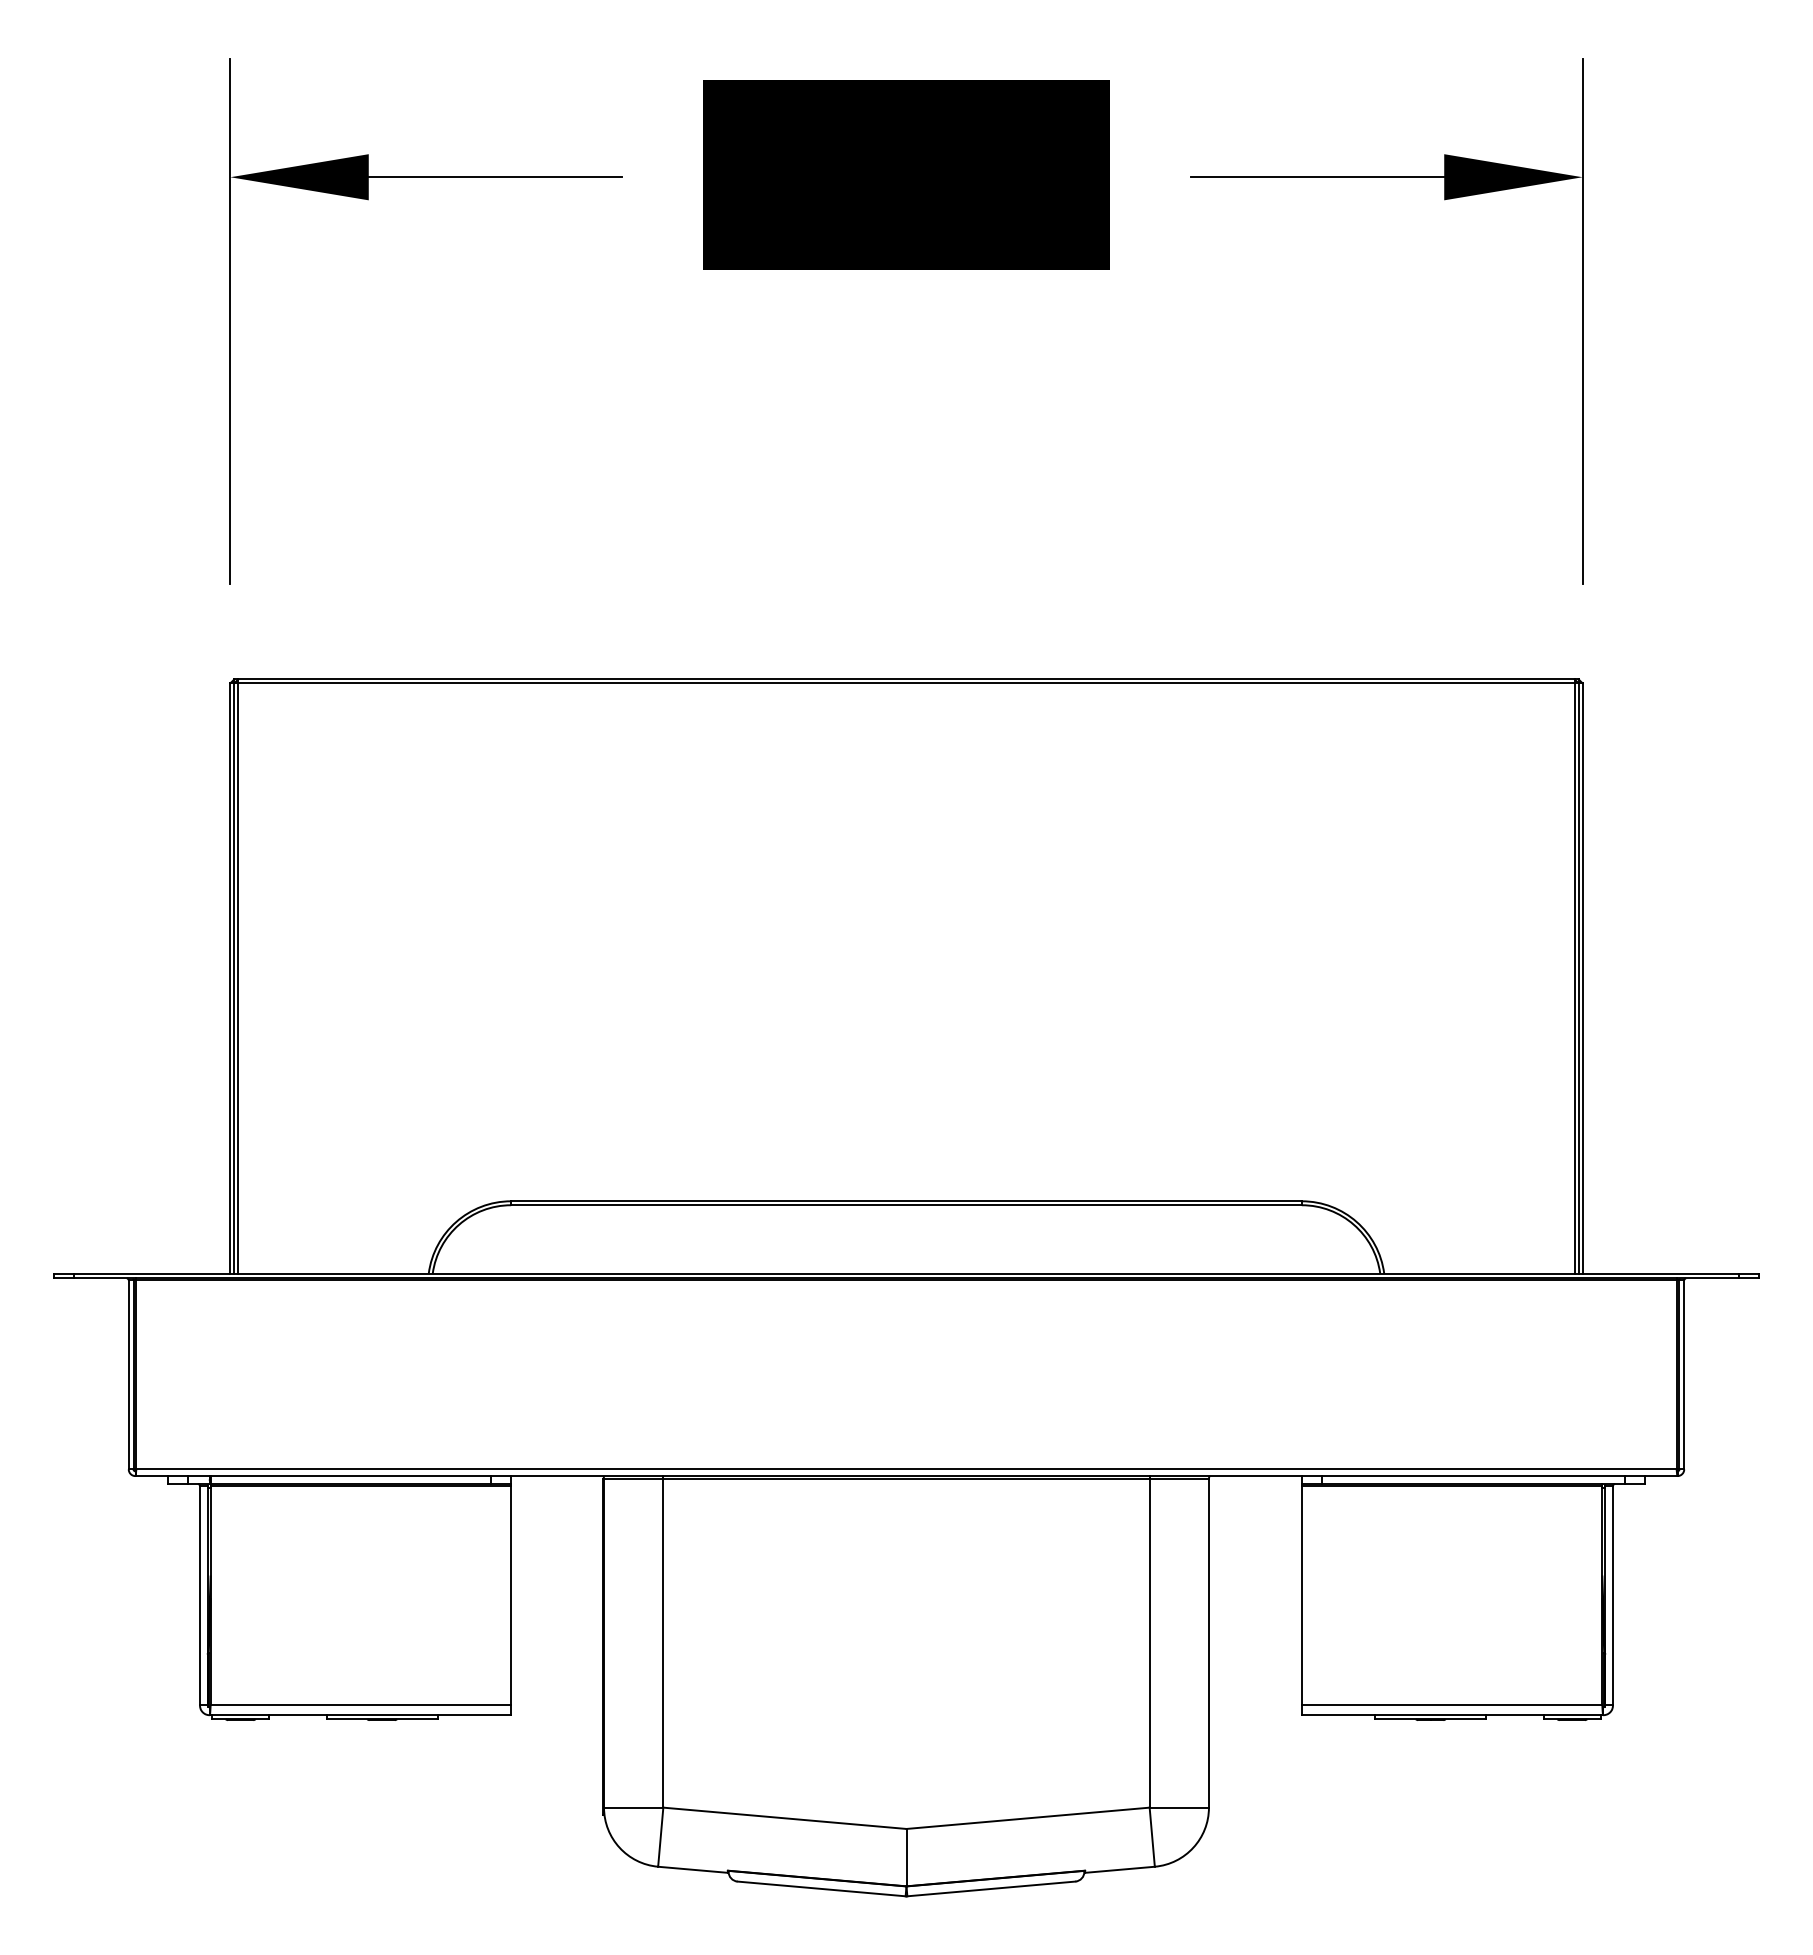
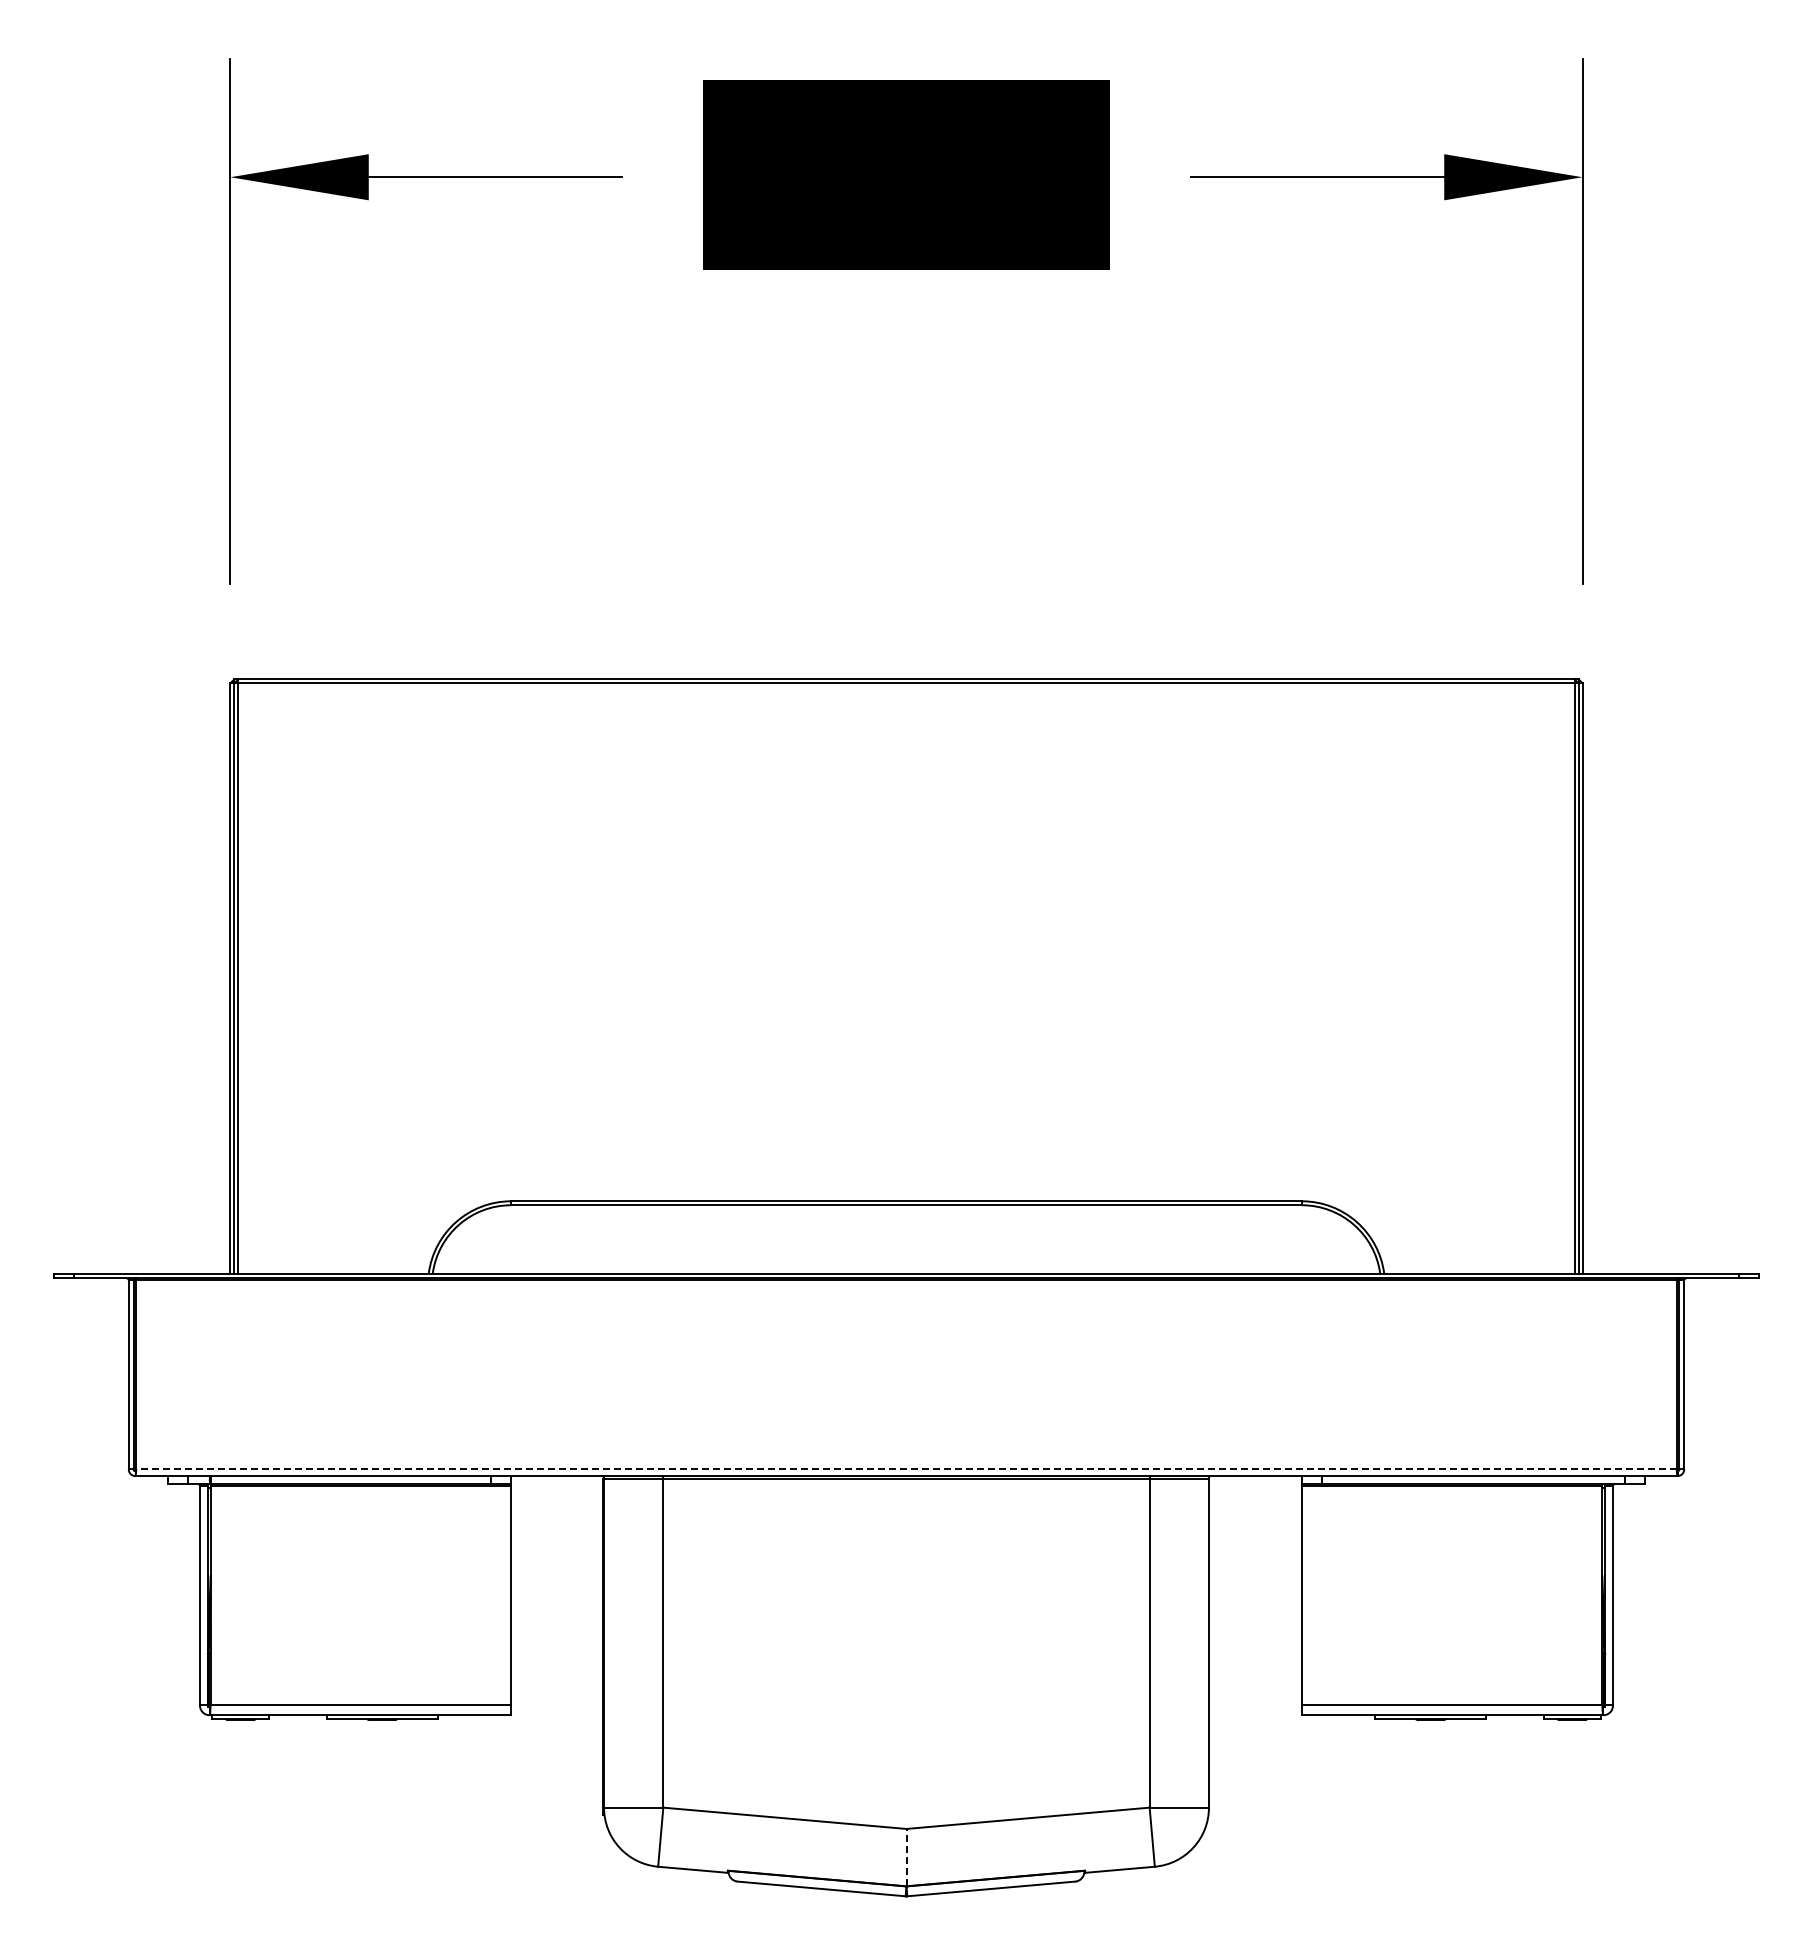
line: solid -> dashed (906, 1469)
line: solid -> dashed (906, 1857)
